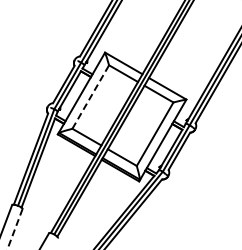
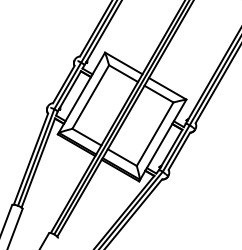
line: dashed -> solid (90, 97)
line: dashed -> solid (14, 229)
